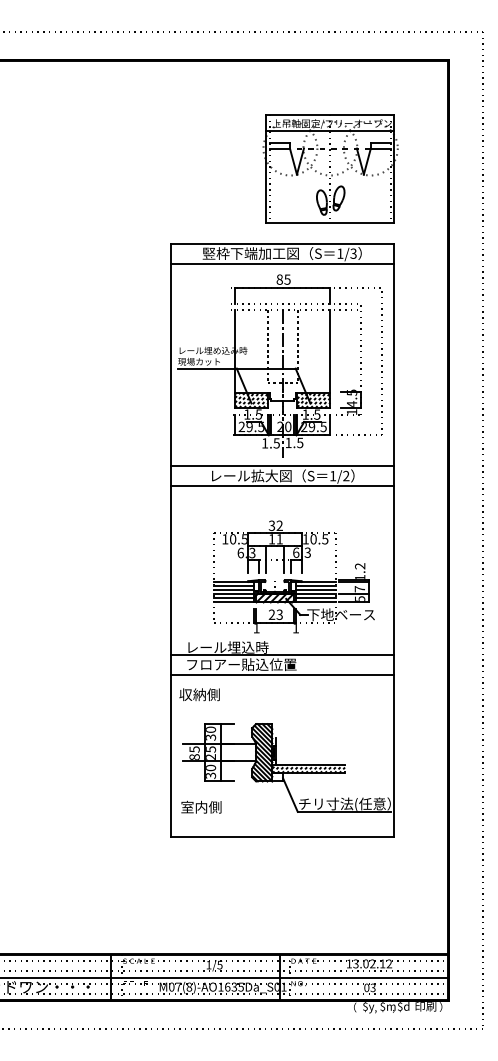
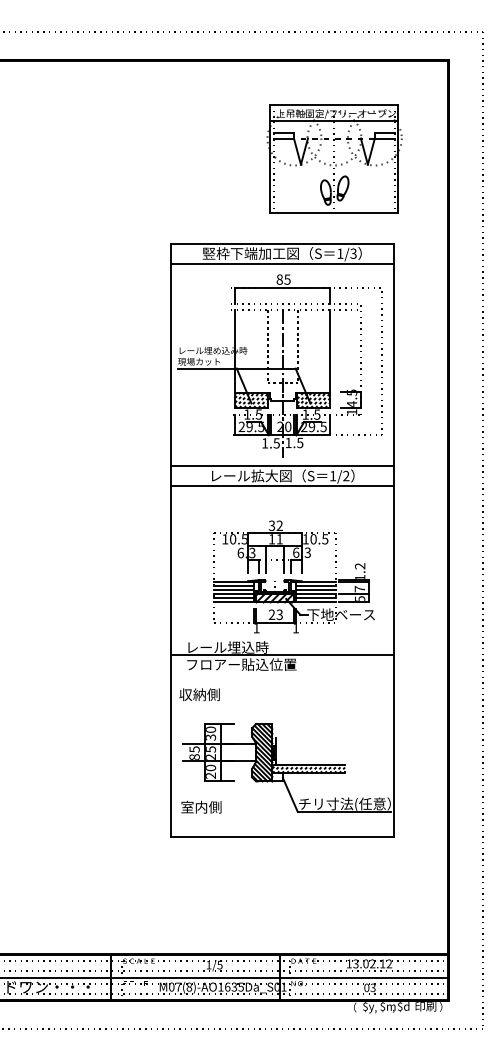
part position: (330, 168) -> (334, 158) (334, 158)
line: present -> none (282, 674)
text: 30 -> 20 (211, 775)
